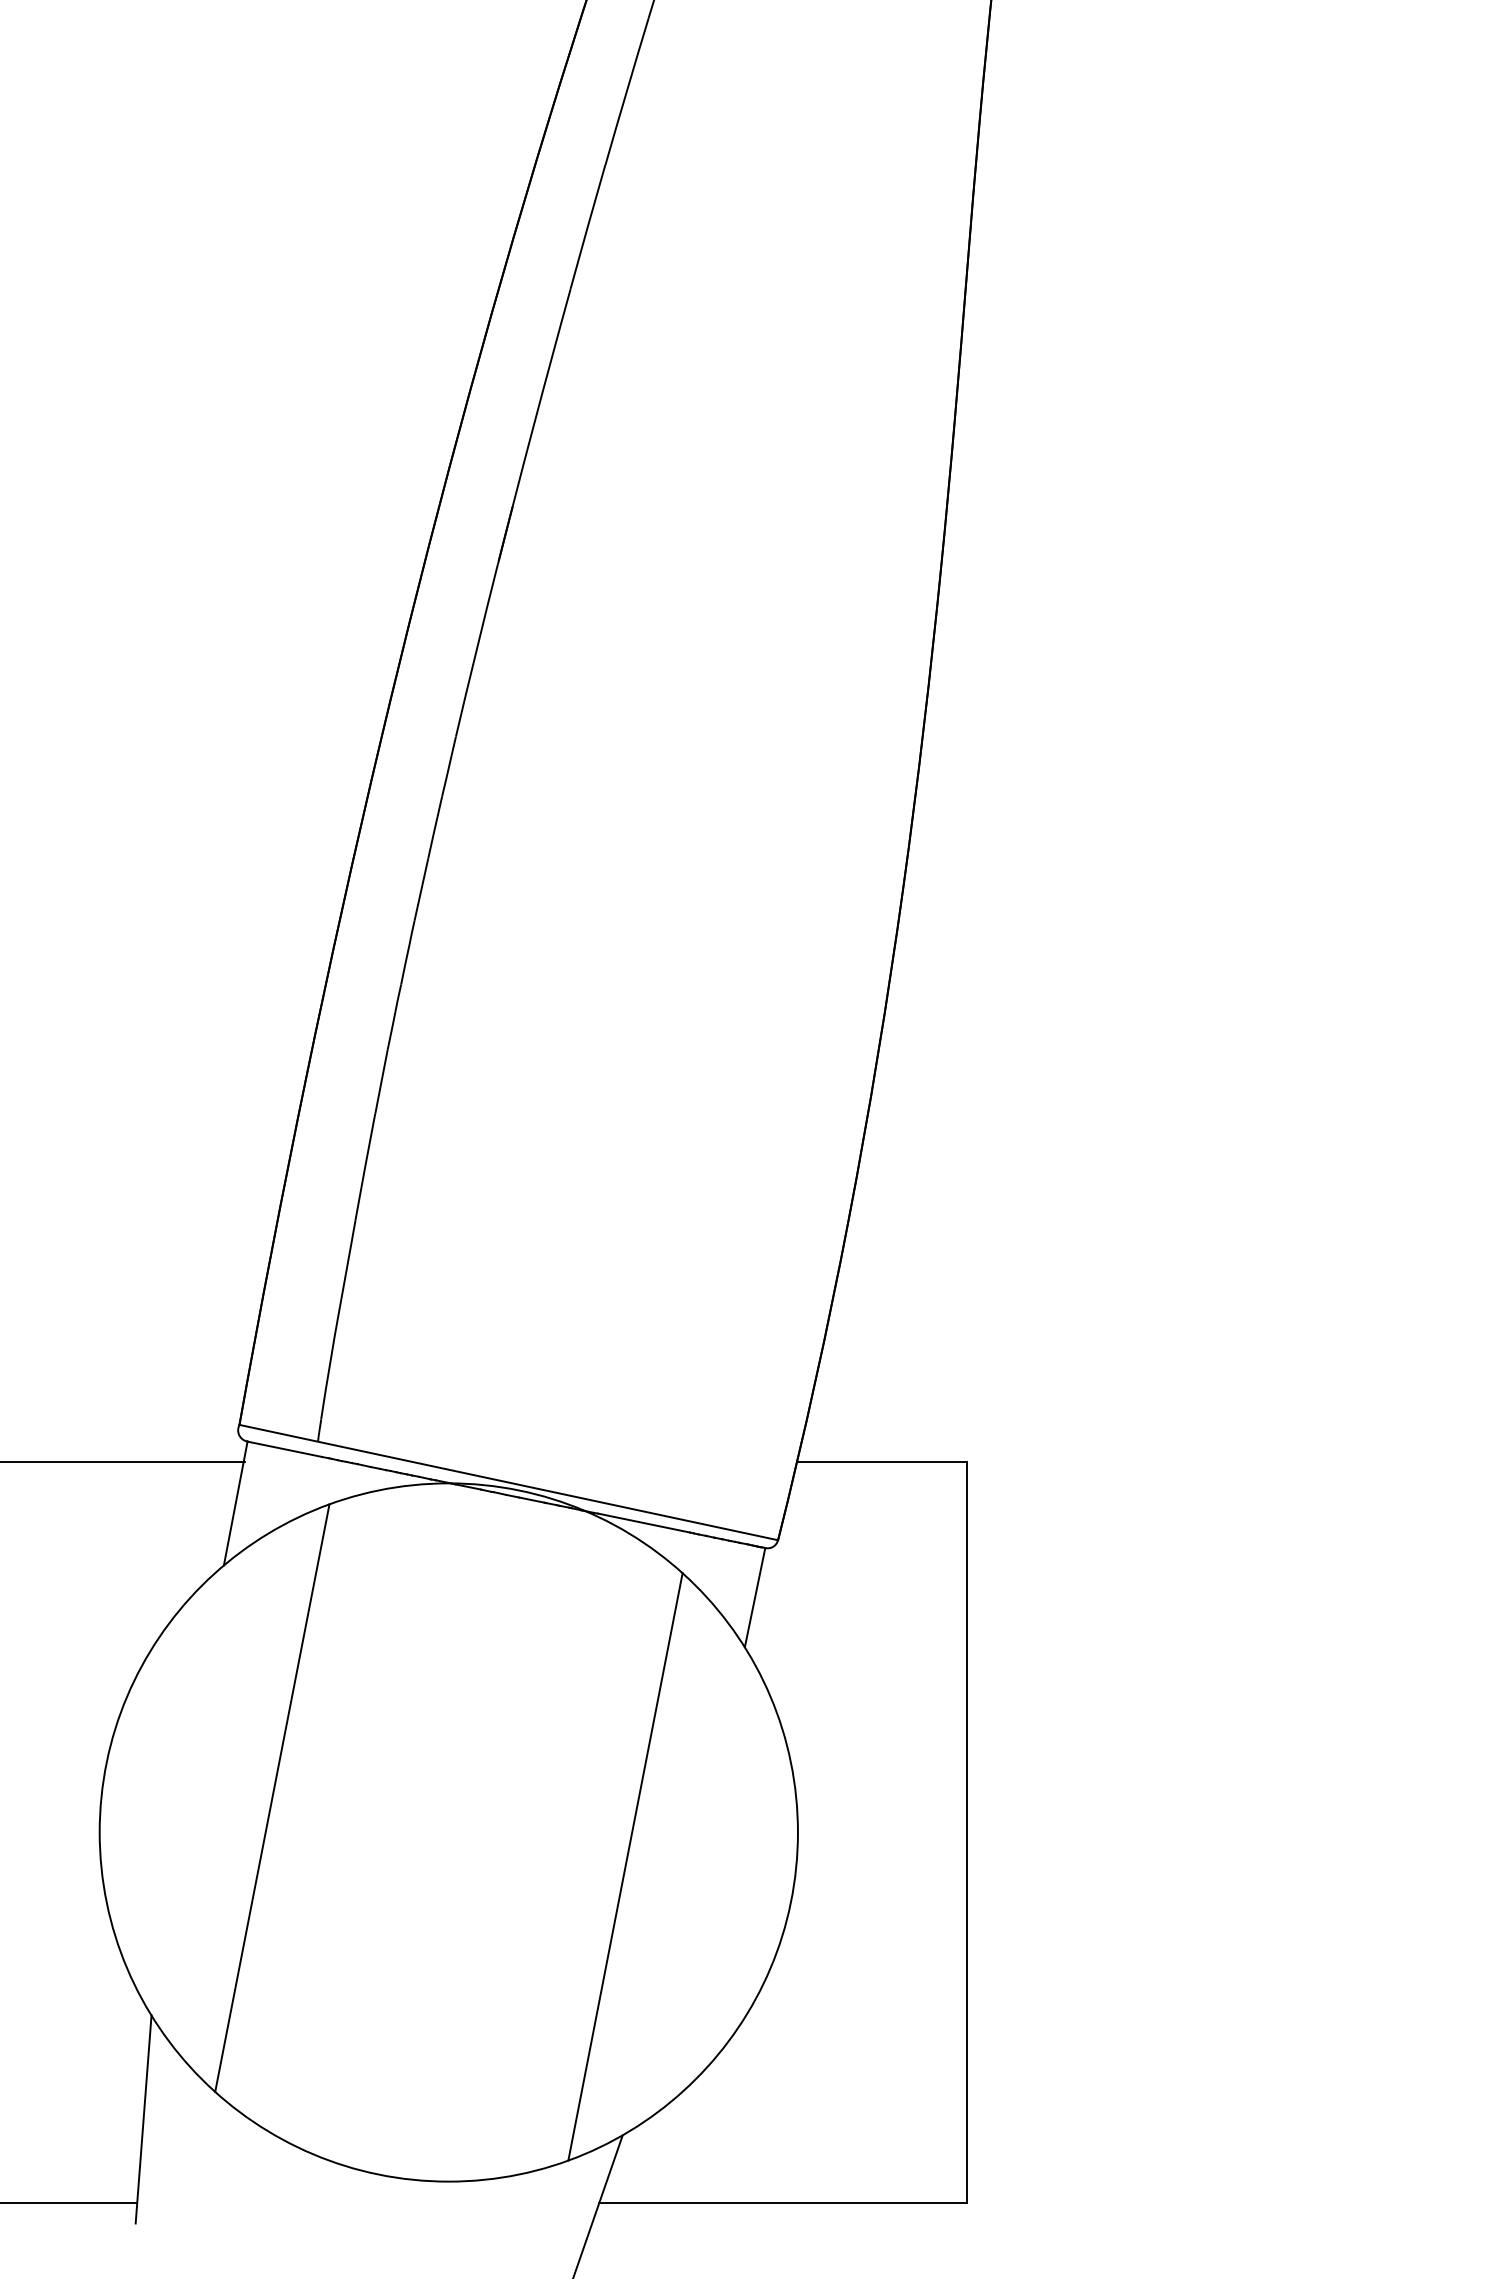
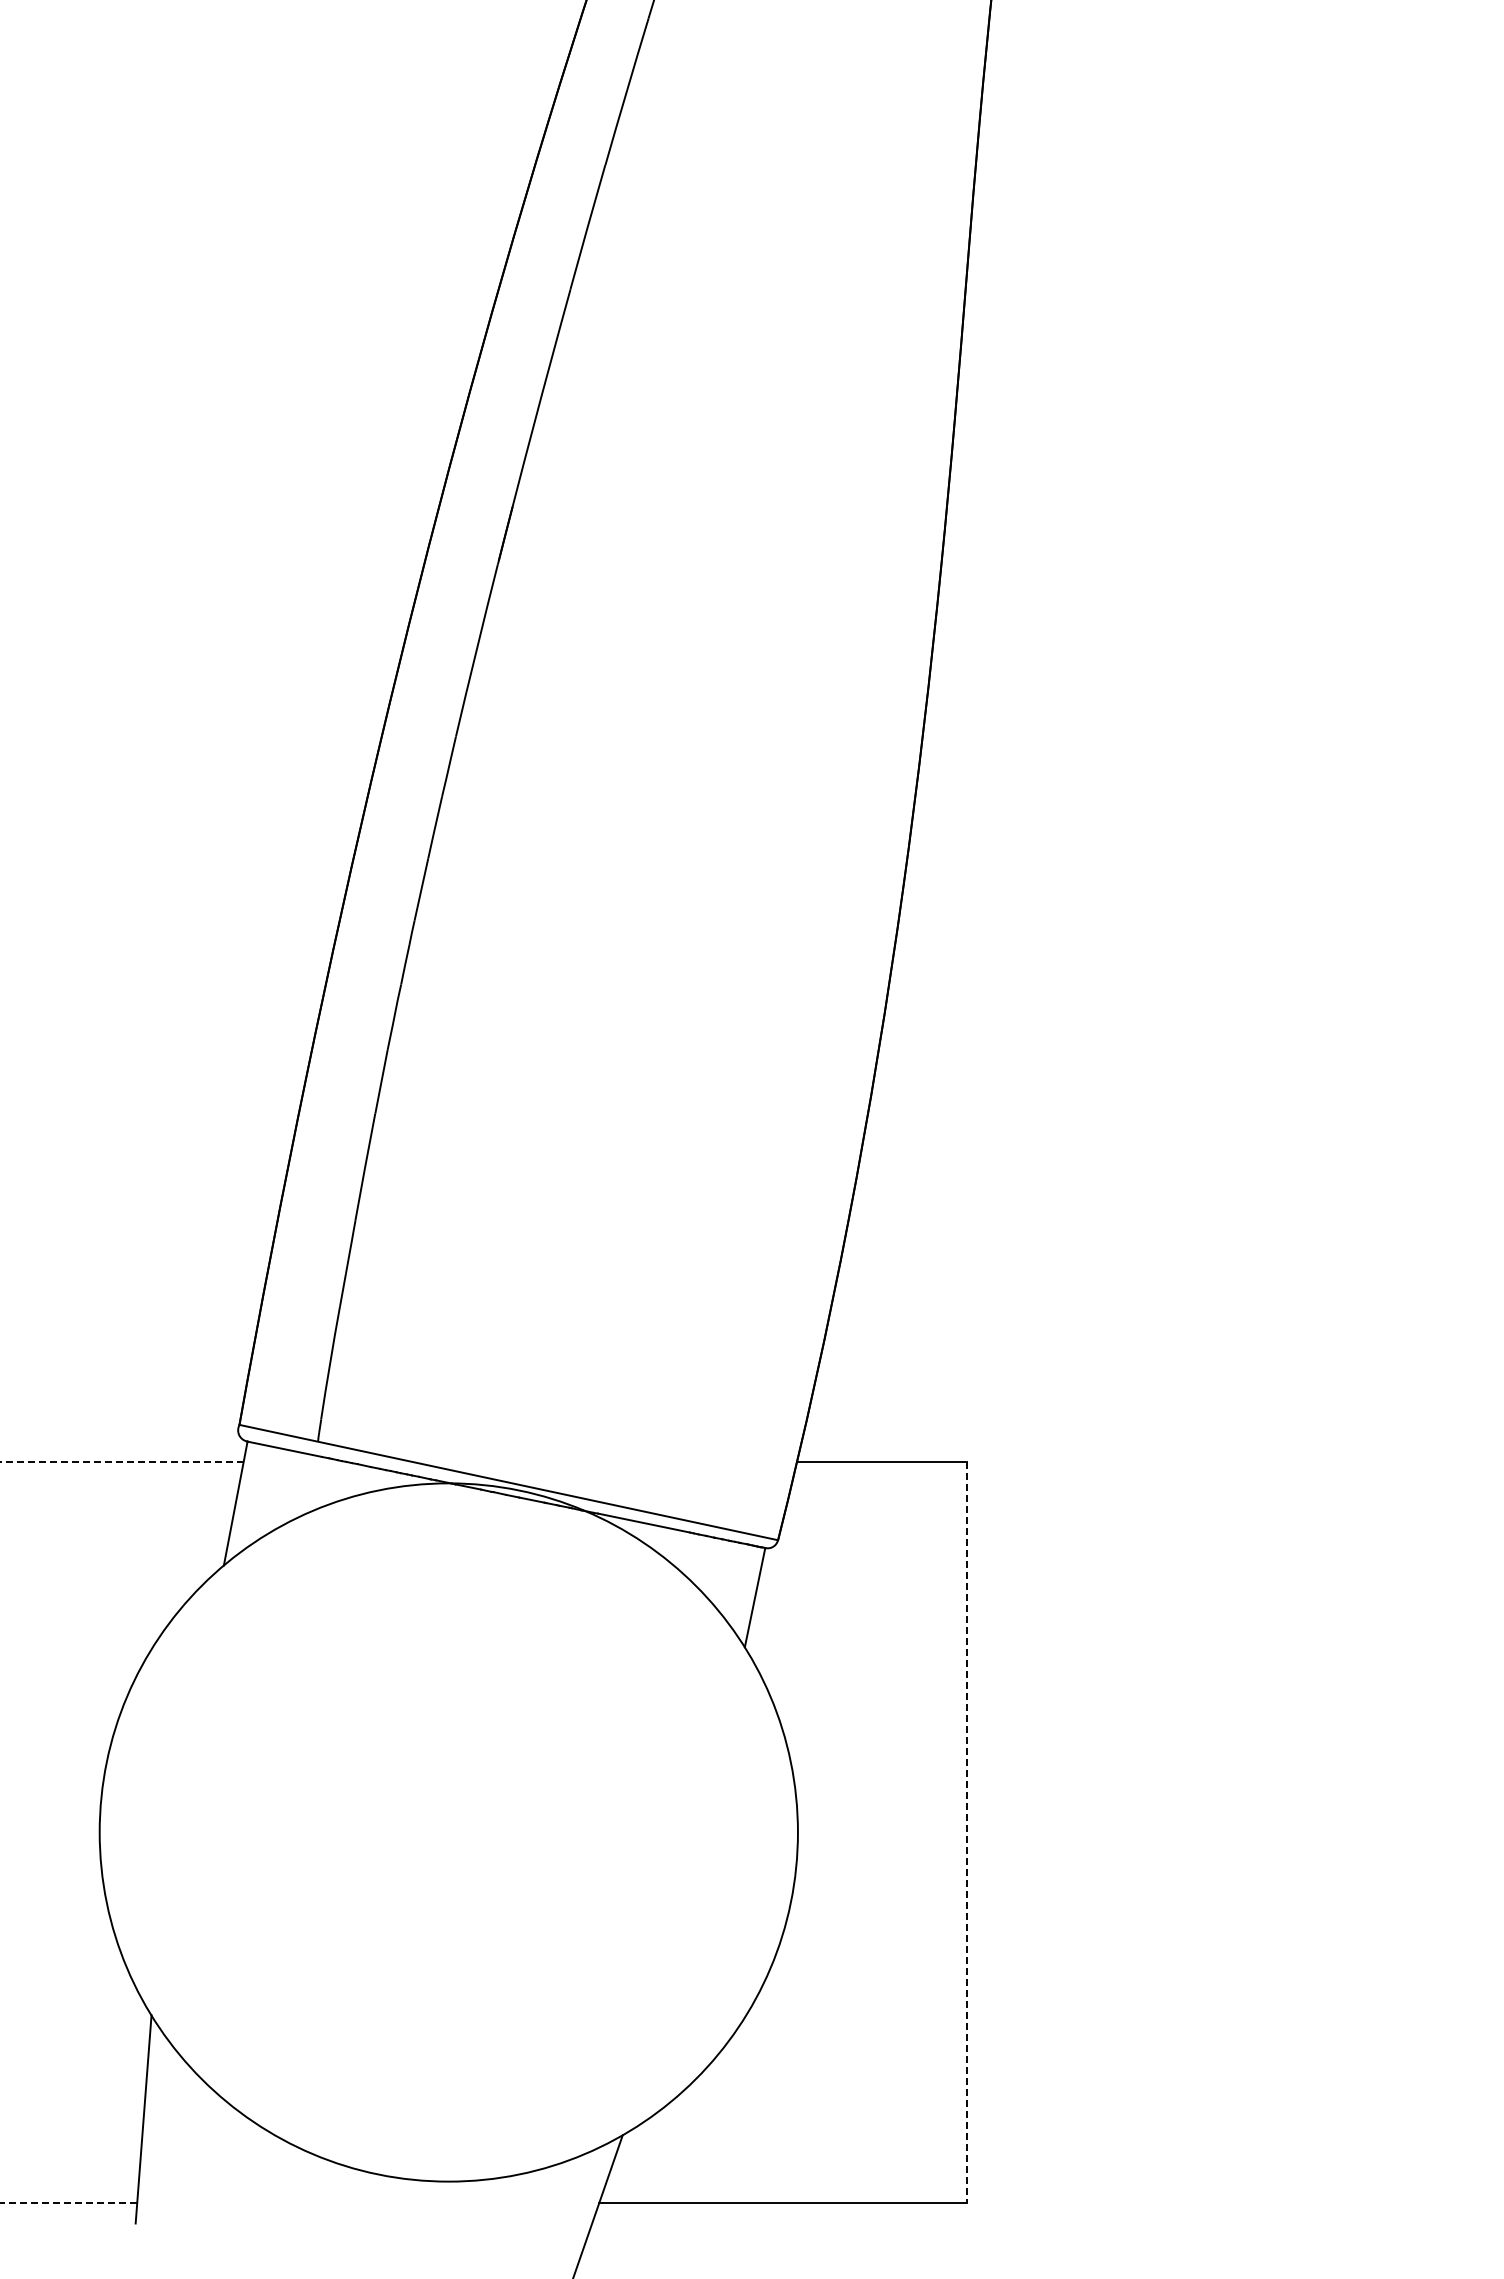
line: solid -> dashed (122, 1462)
line: present -> none (272, 1797)
line: solid -> dashed (967, 1833)
line: present -> none (625, 1866)
line: solid -> dashed (68, 2202)
